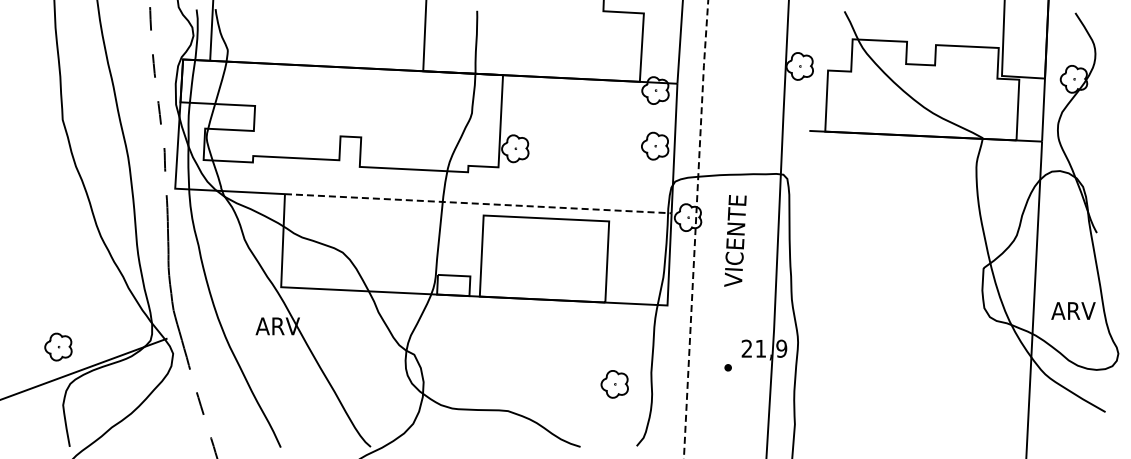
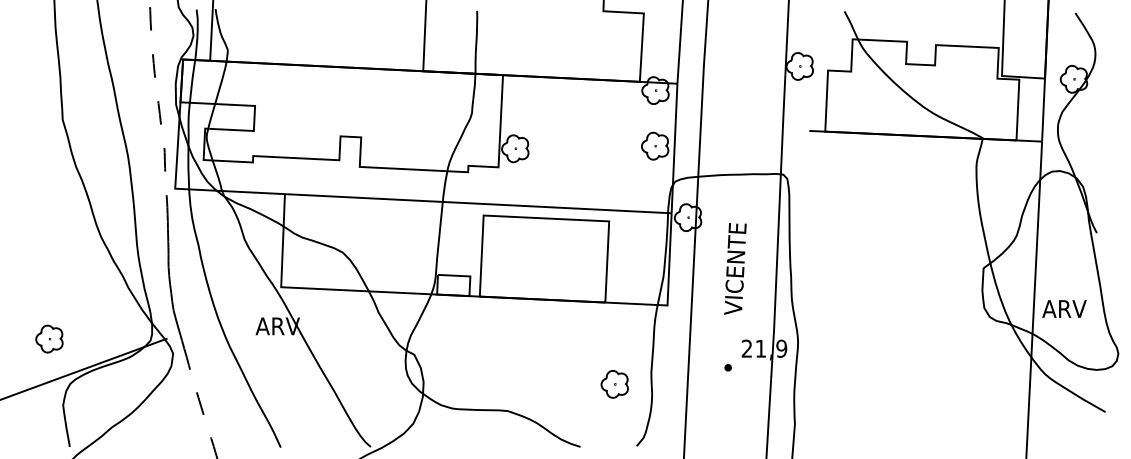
line: dashed -> solid (478, 203)
line: dashed -> solid (695, 228)
text position: (735, 240) -> (735, 268) (735, 268)
text position: (1073, 310) -> (1064, 308) (1064, 308)
part position: (58, 346) -> (49, 338) (49, 338)
